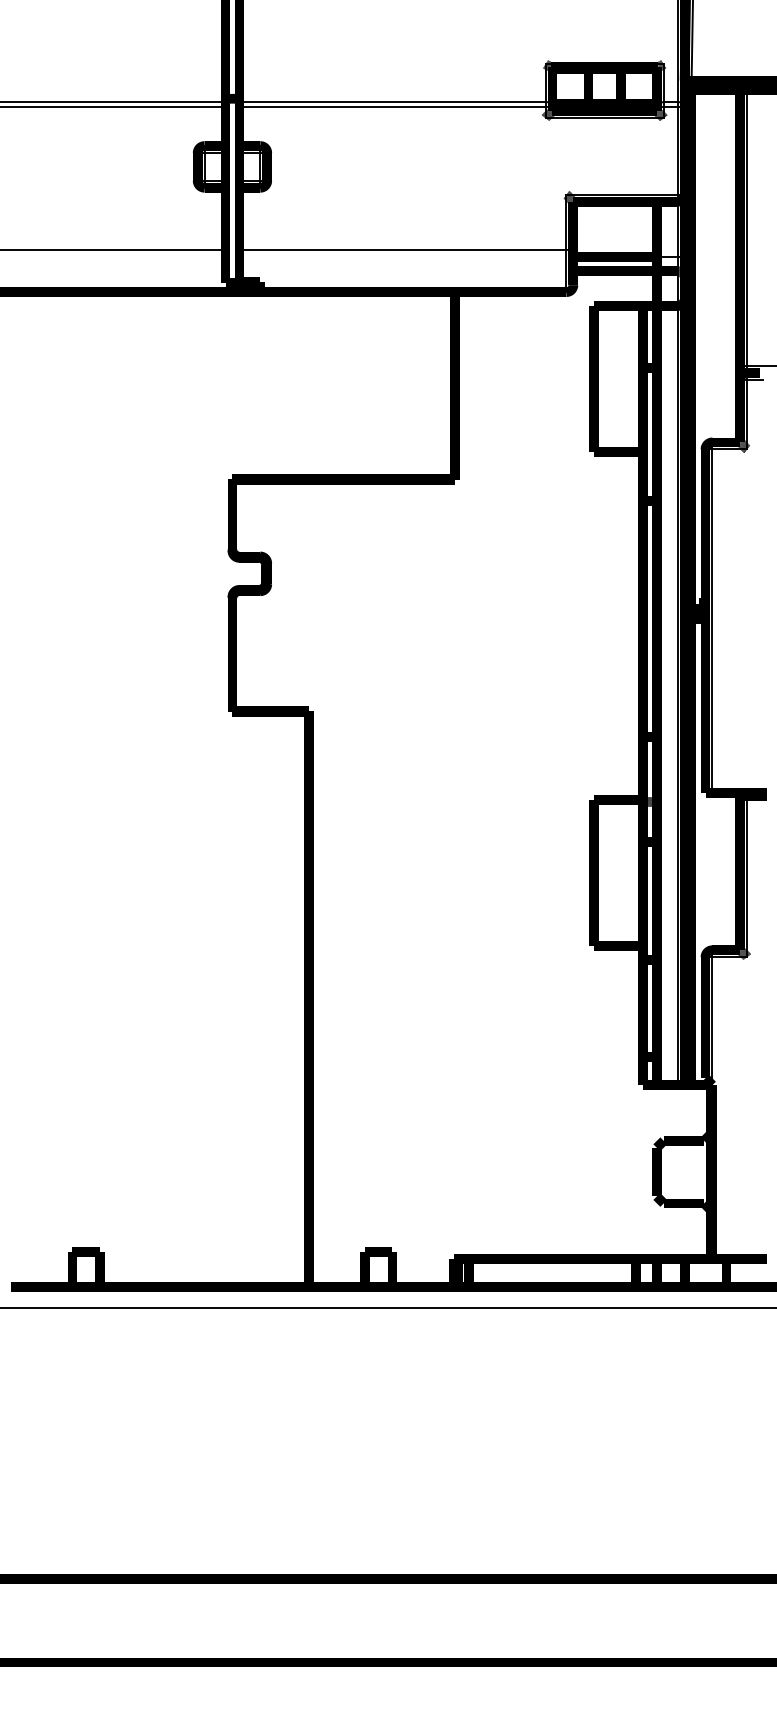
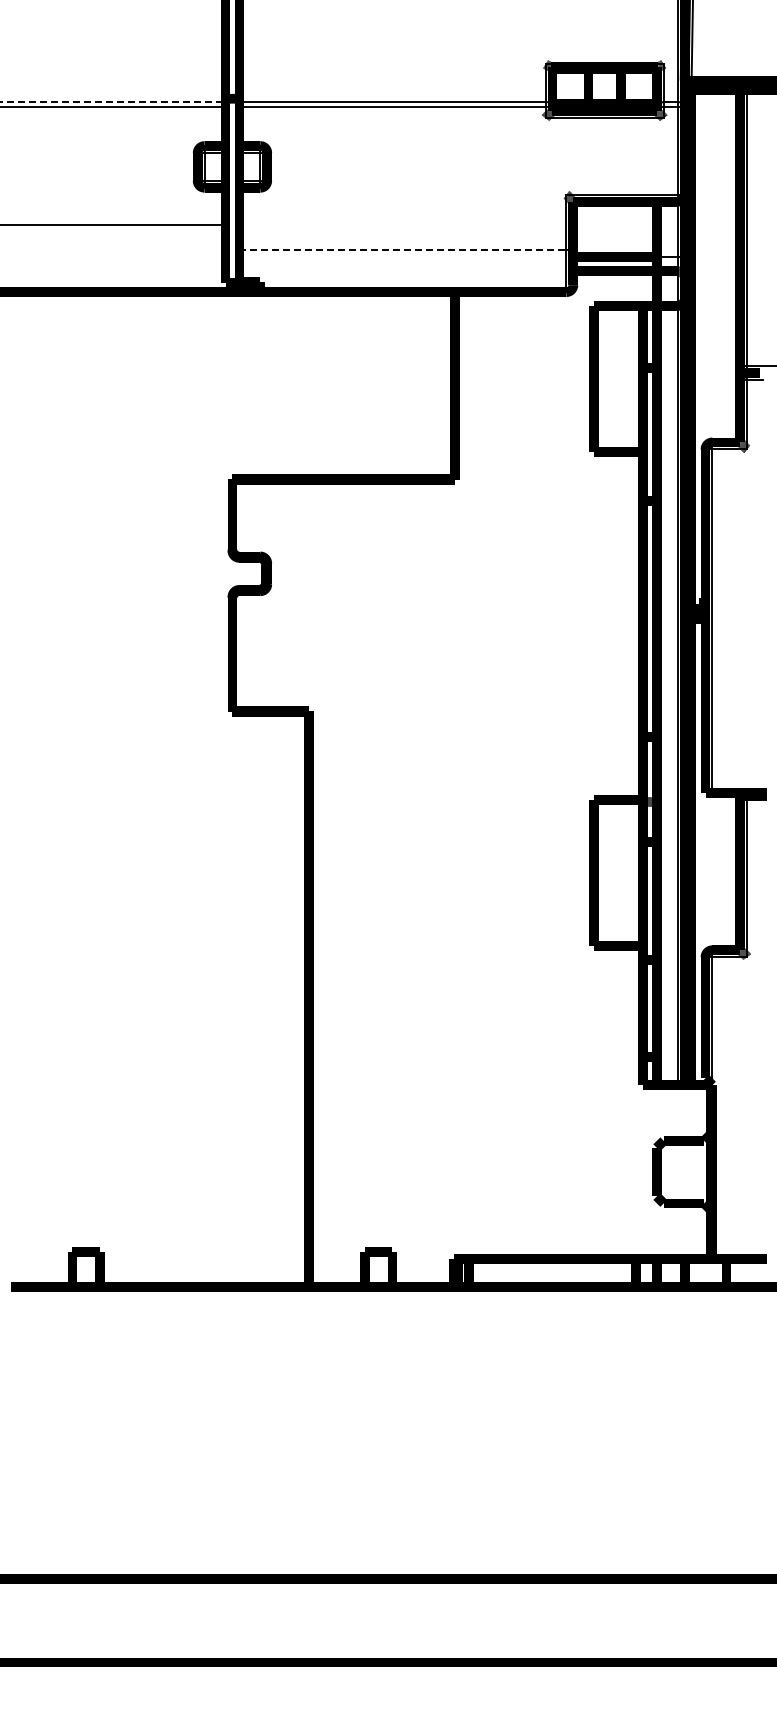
line: solid -> dashed (112, 102)
line position: (113, 250) -> (113, 225) (113, 225)
line: solid -> dashed (403, 250)
line: present -> none (387, 1307)
